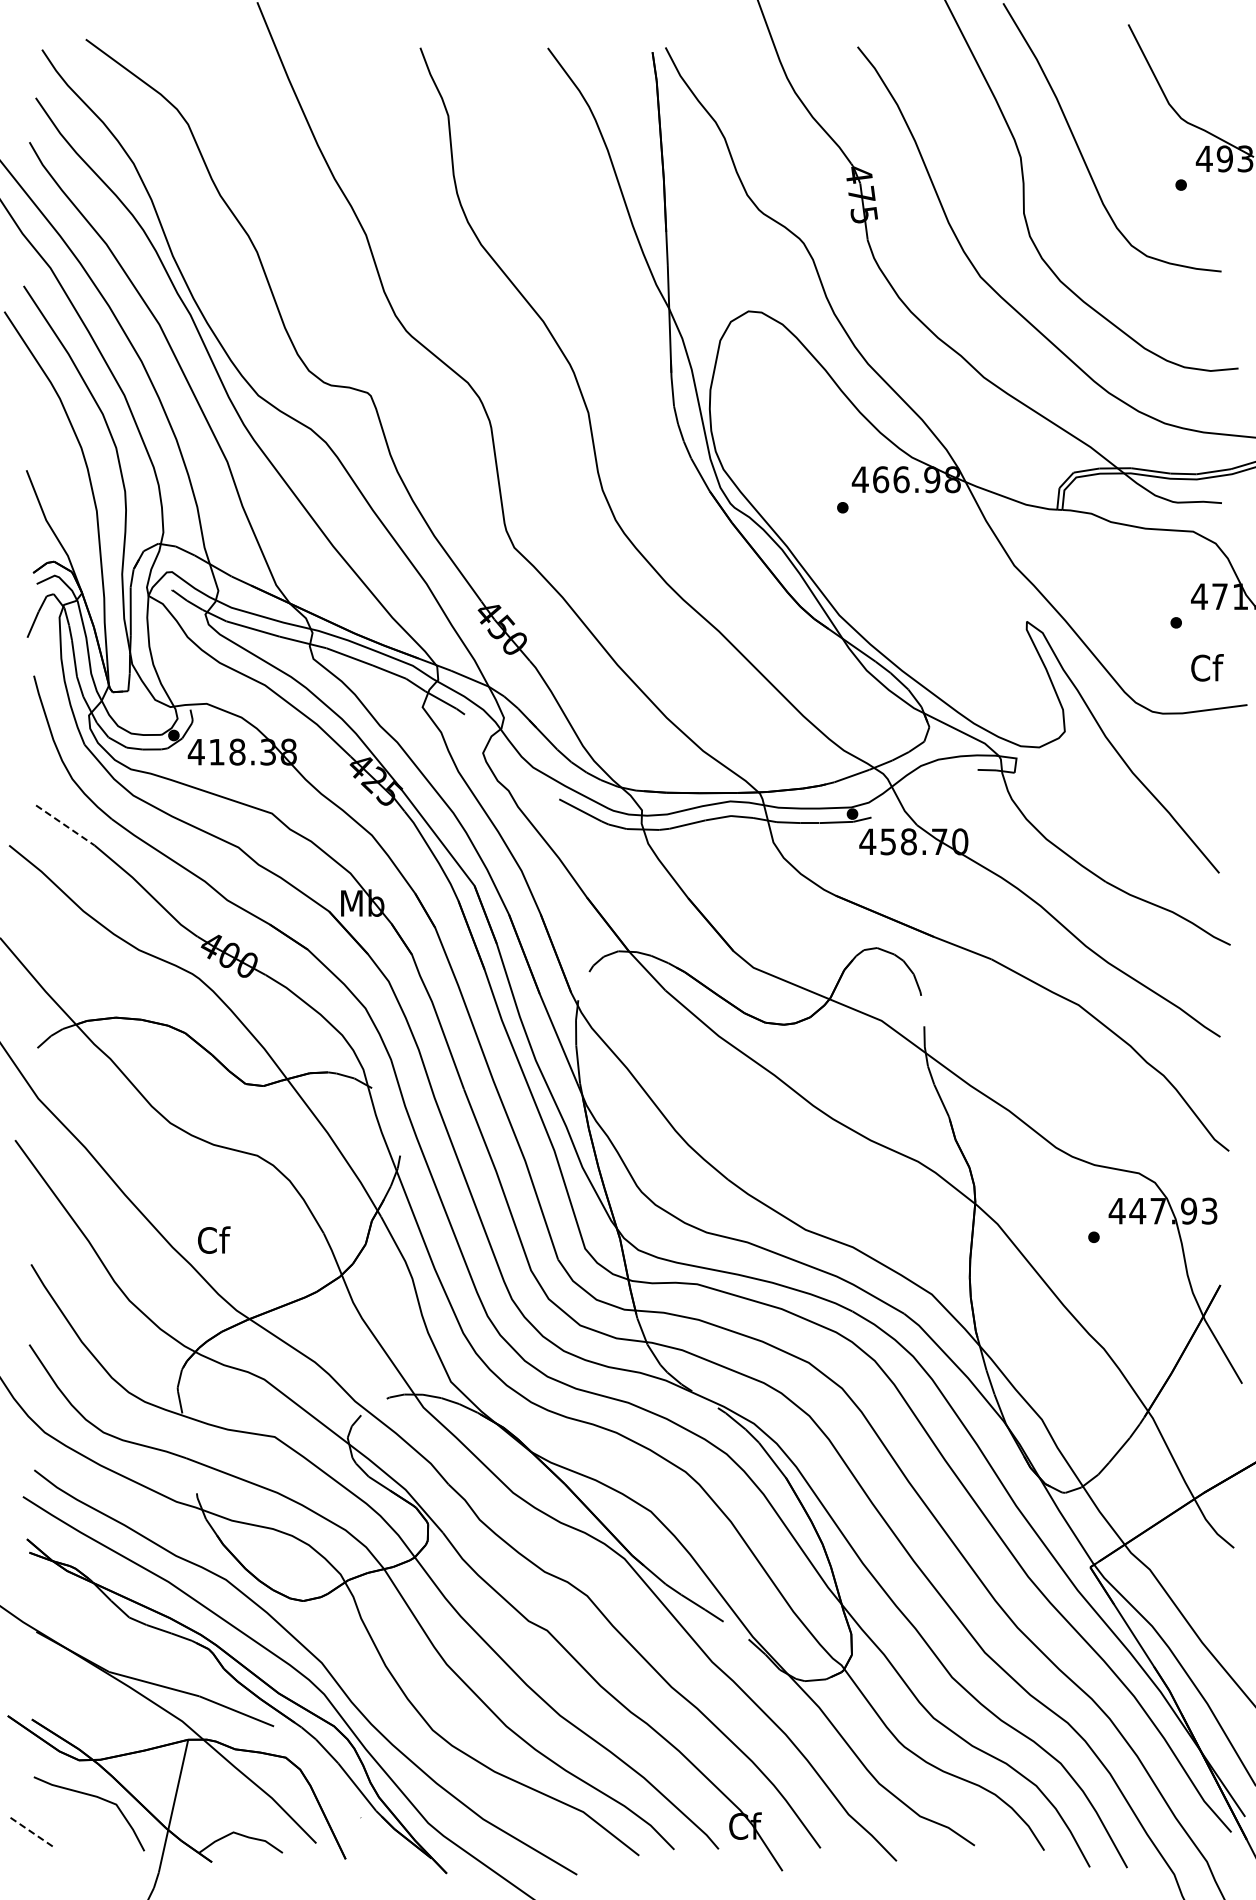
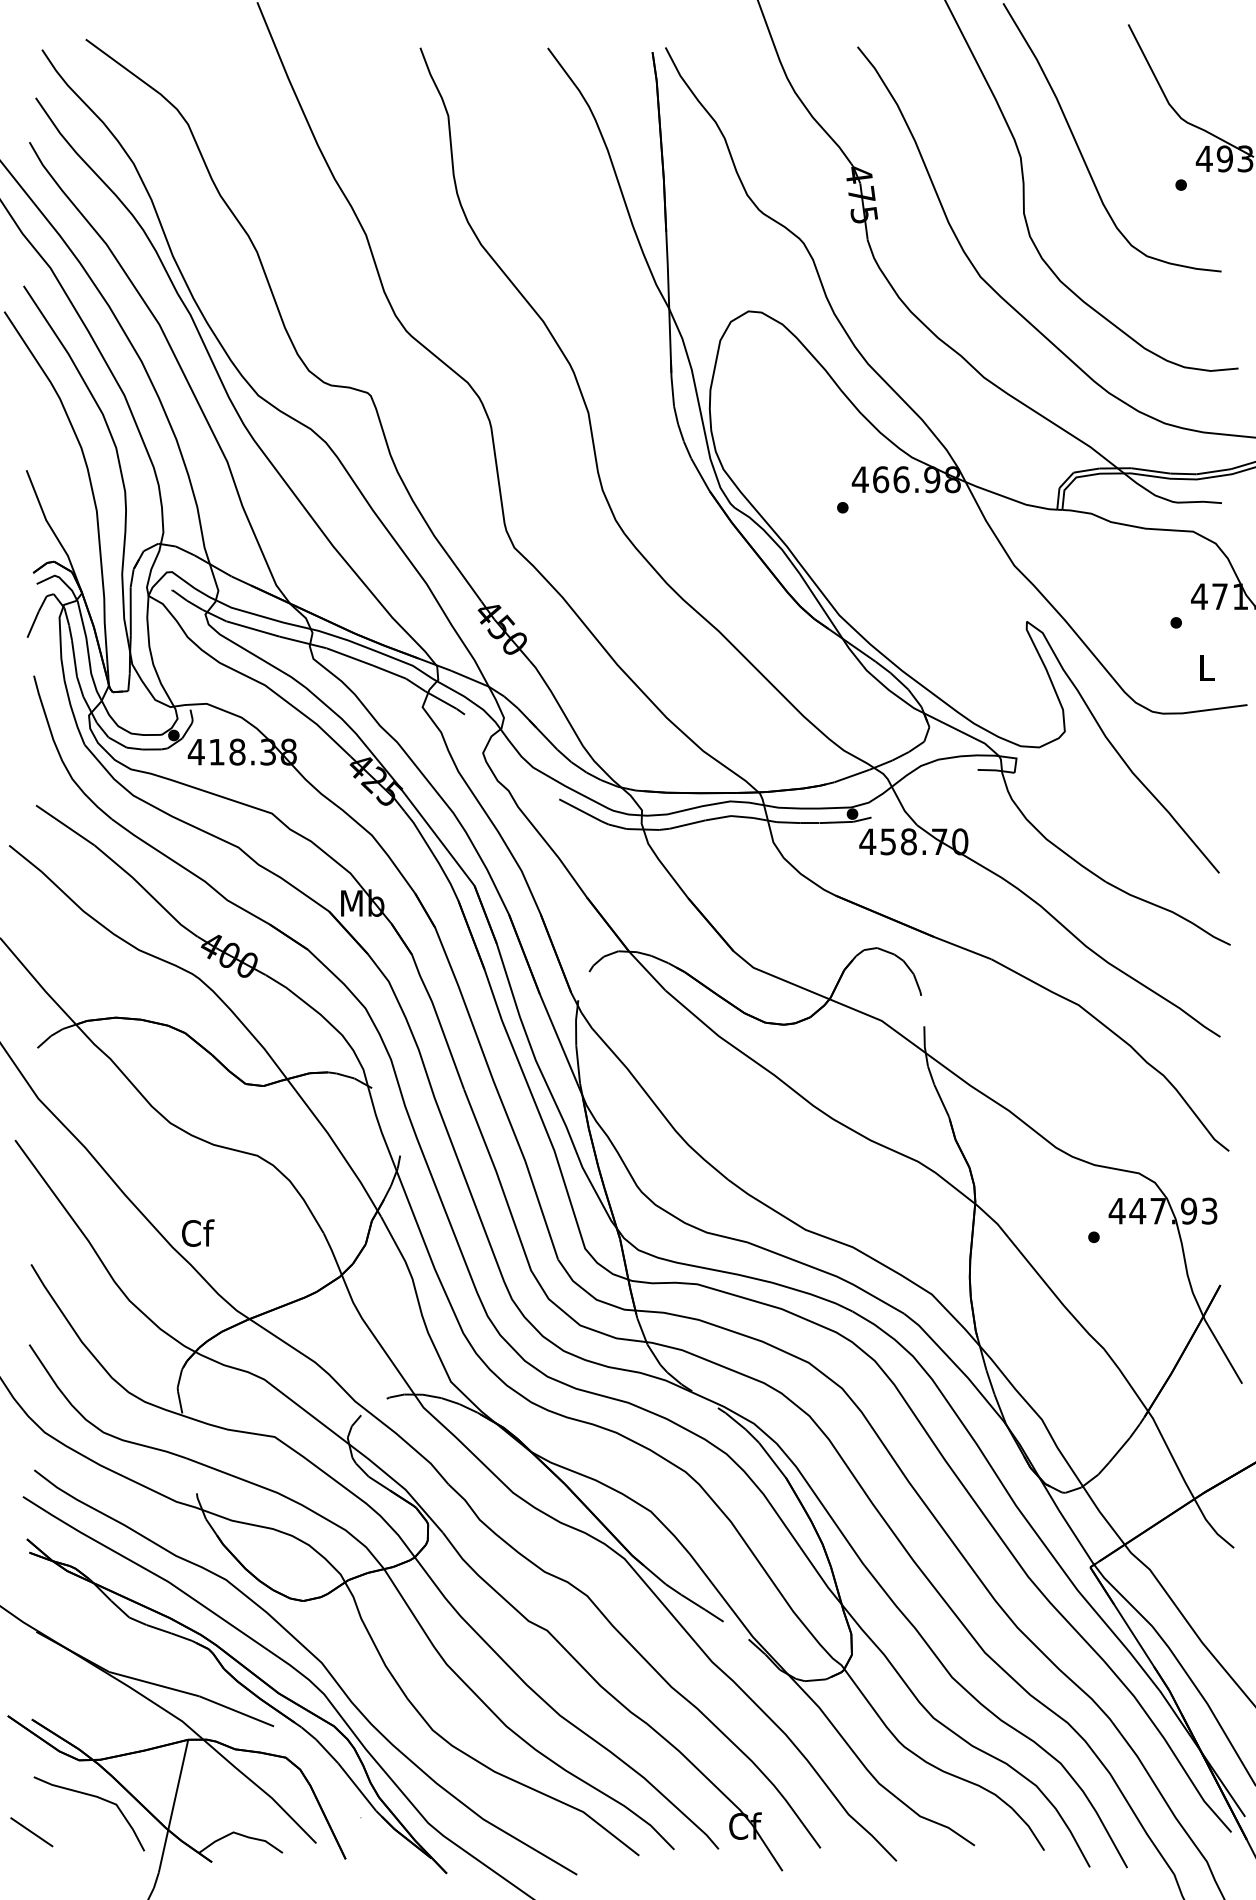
text: Cf -> L (1207, 667)
line: dashed -> solid (65, 825)
text position: (214, 1239) -> (198, 1232) (198, 1232)
line: dashed -> solid (31, 1832)
